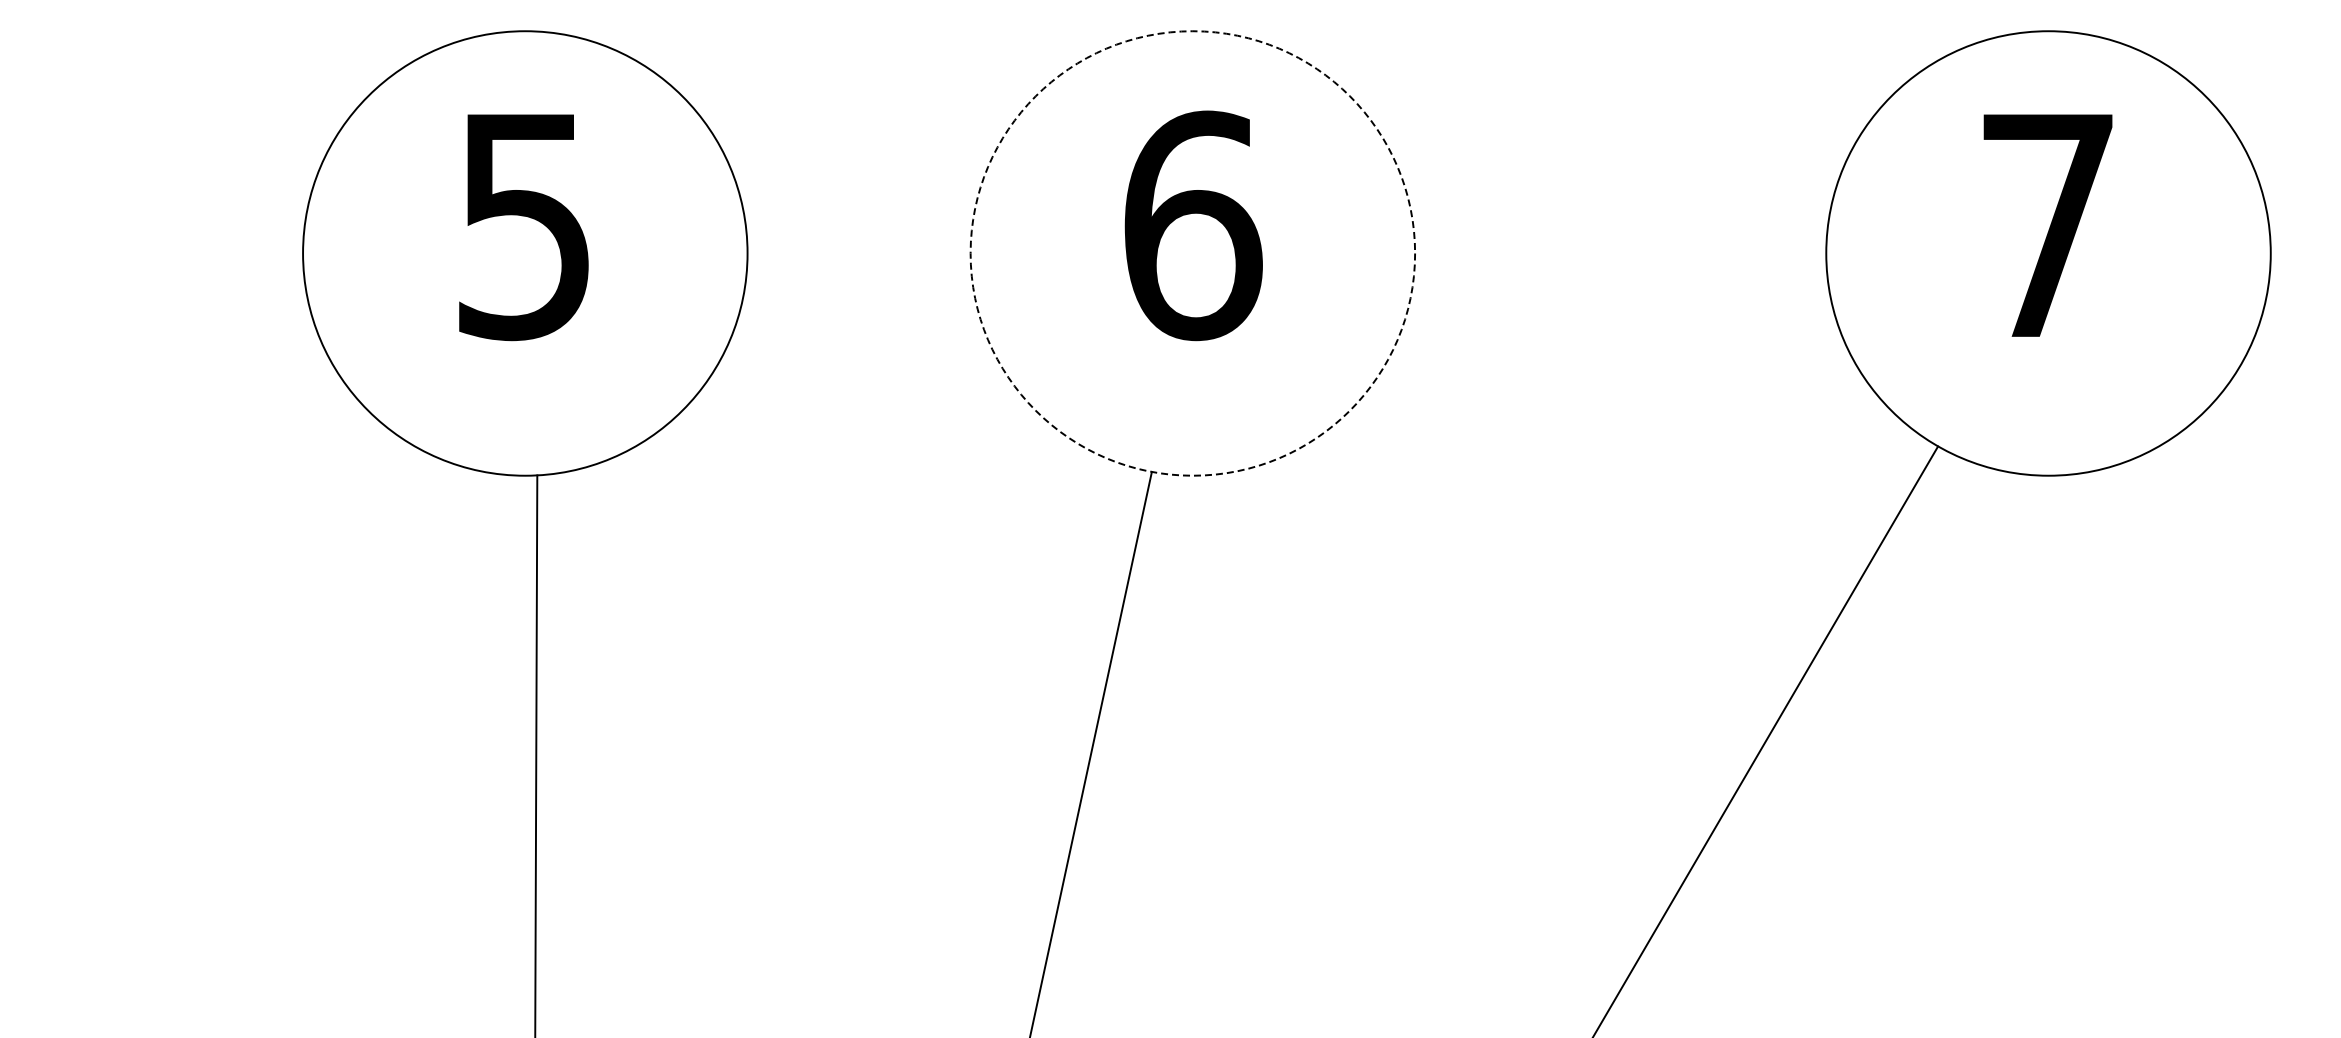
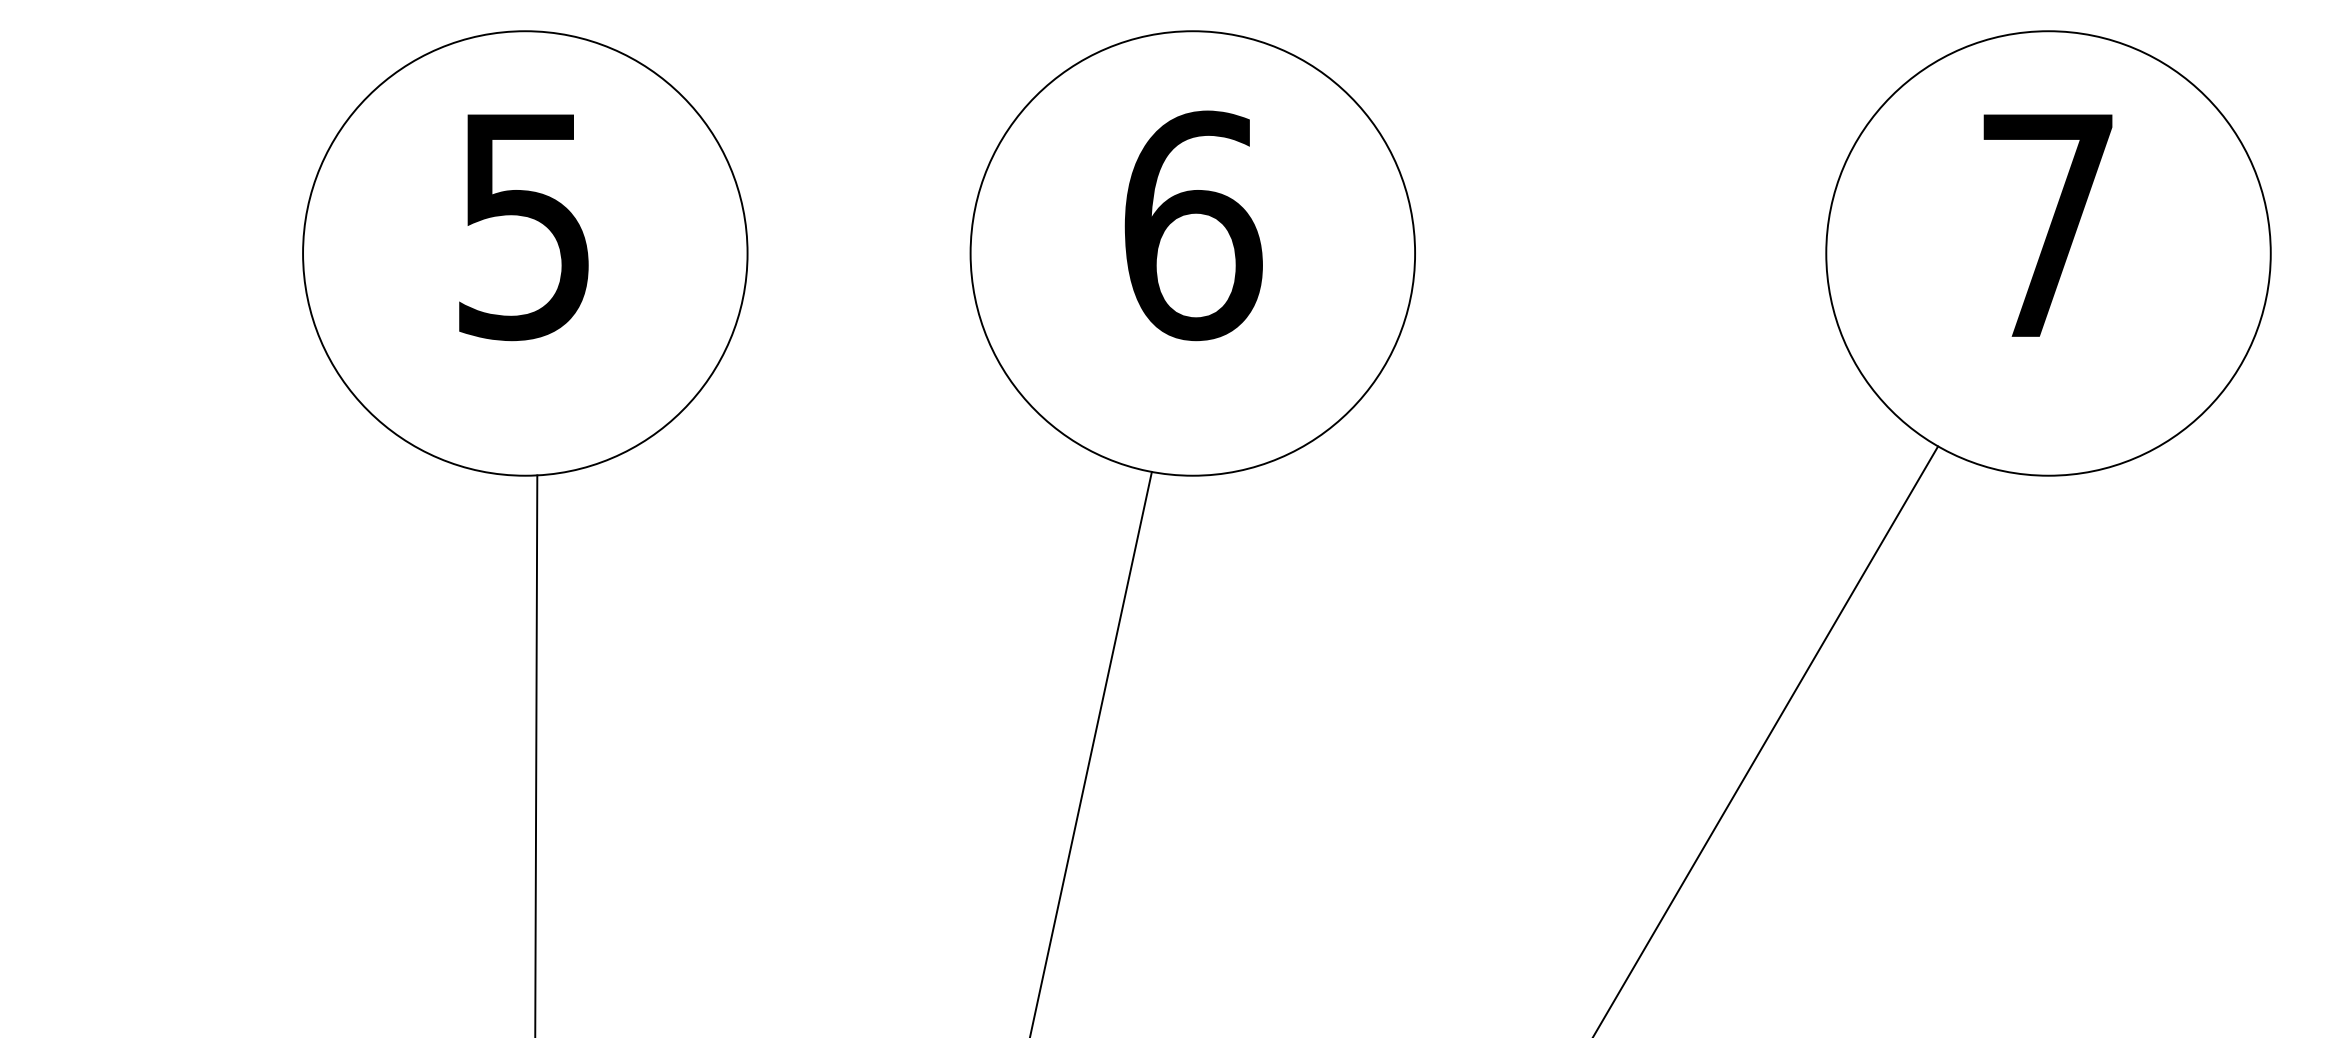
circle: dashed -> solid (1192, 253)
